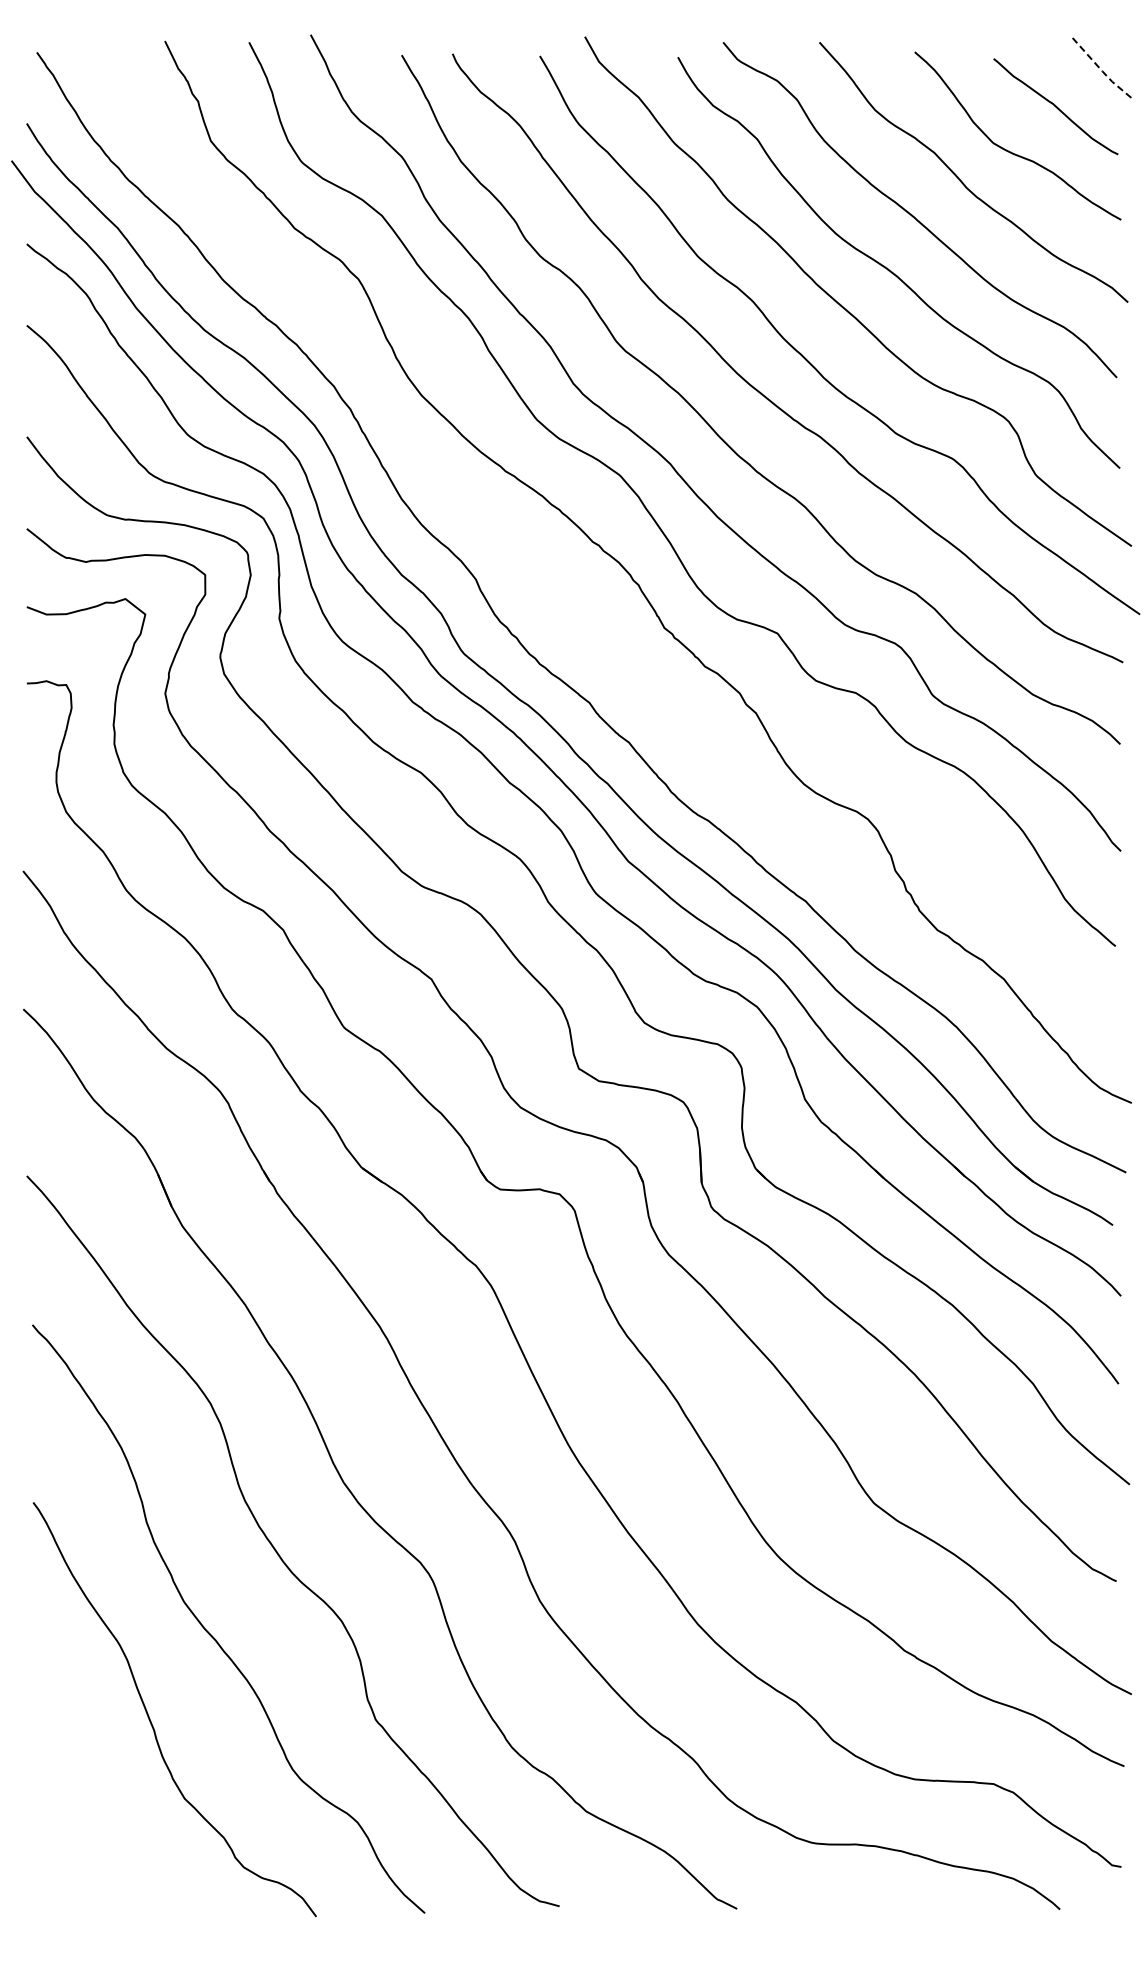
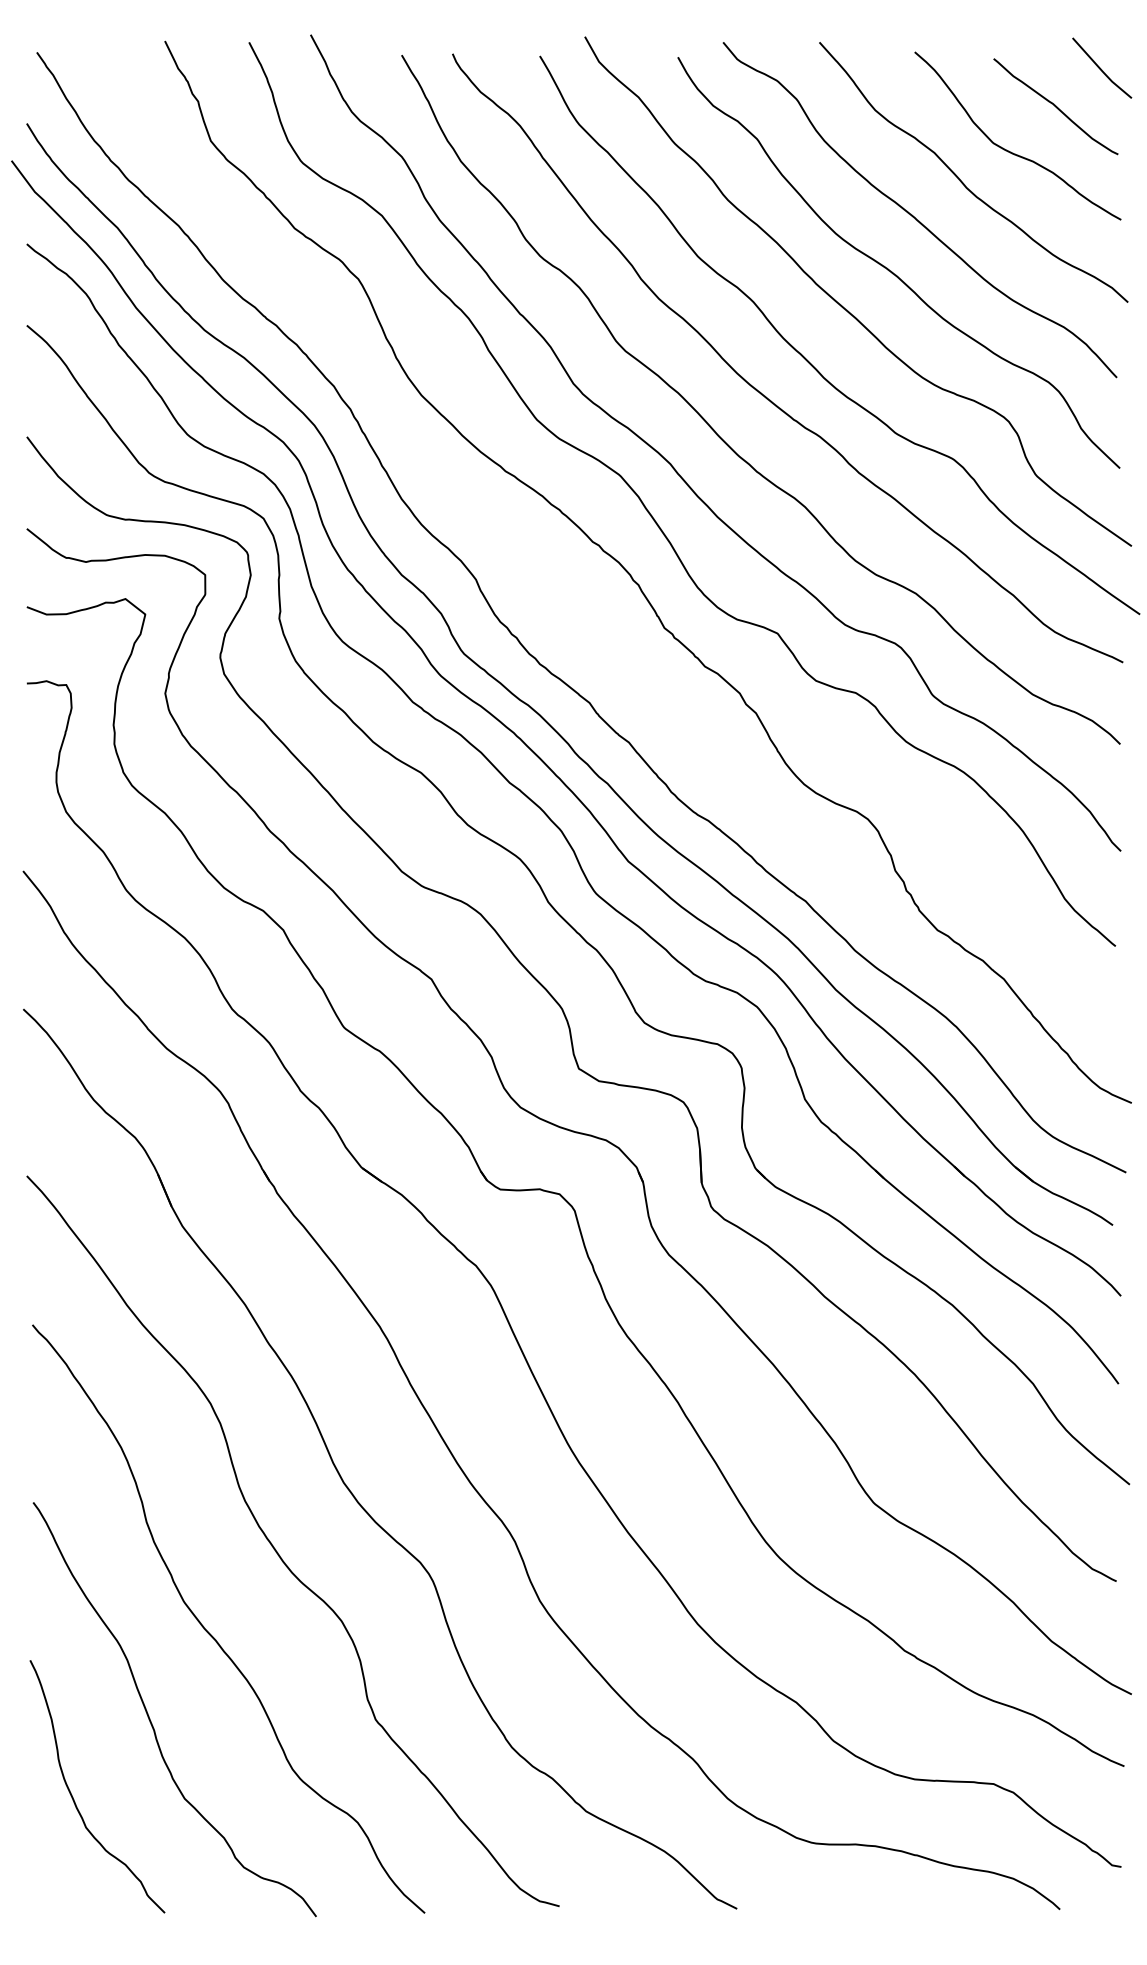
line: dashed -> solid (1101, 70)
curve: none -> present (73, 1797)
